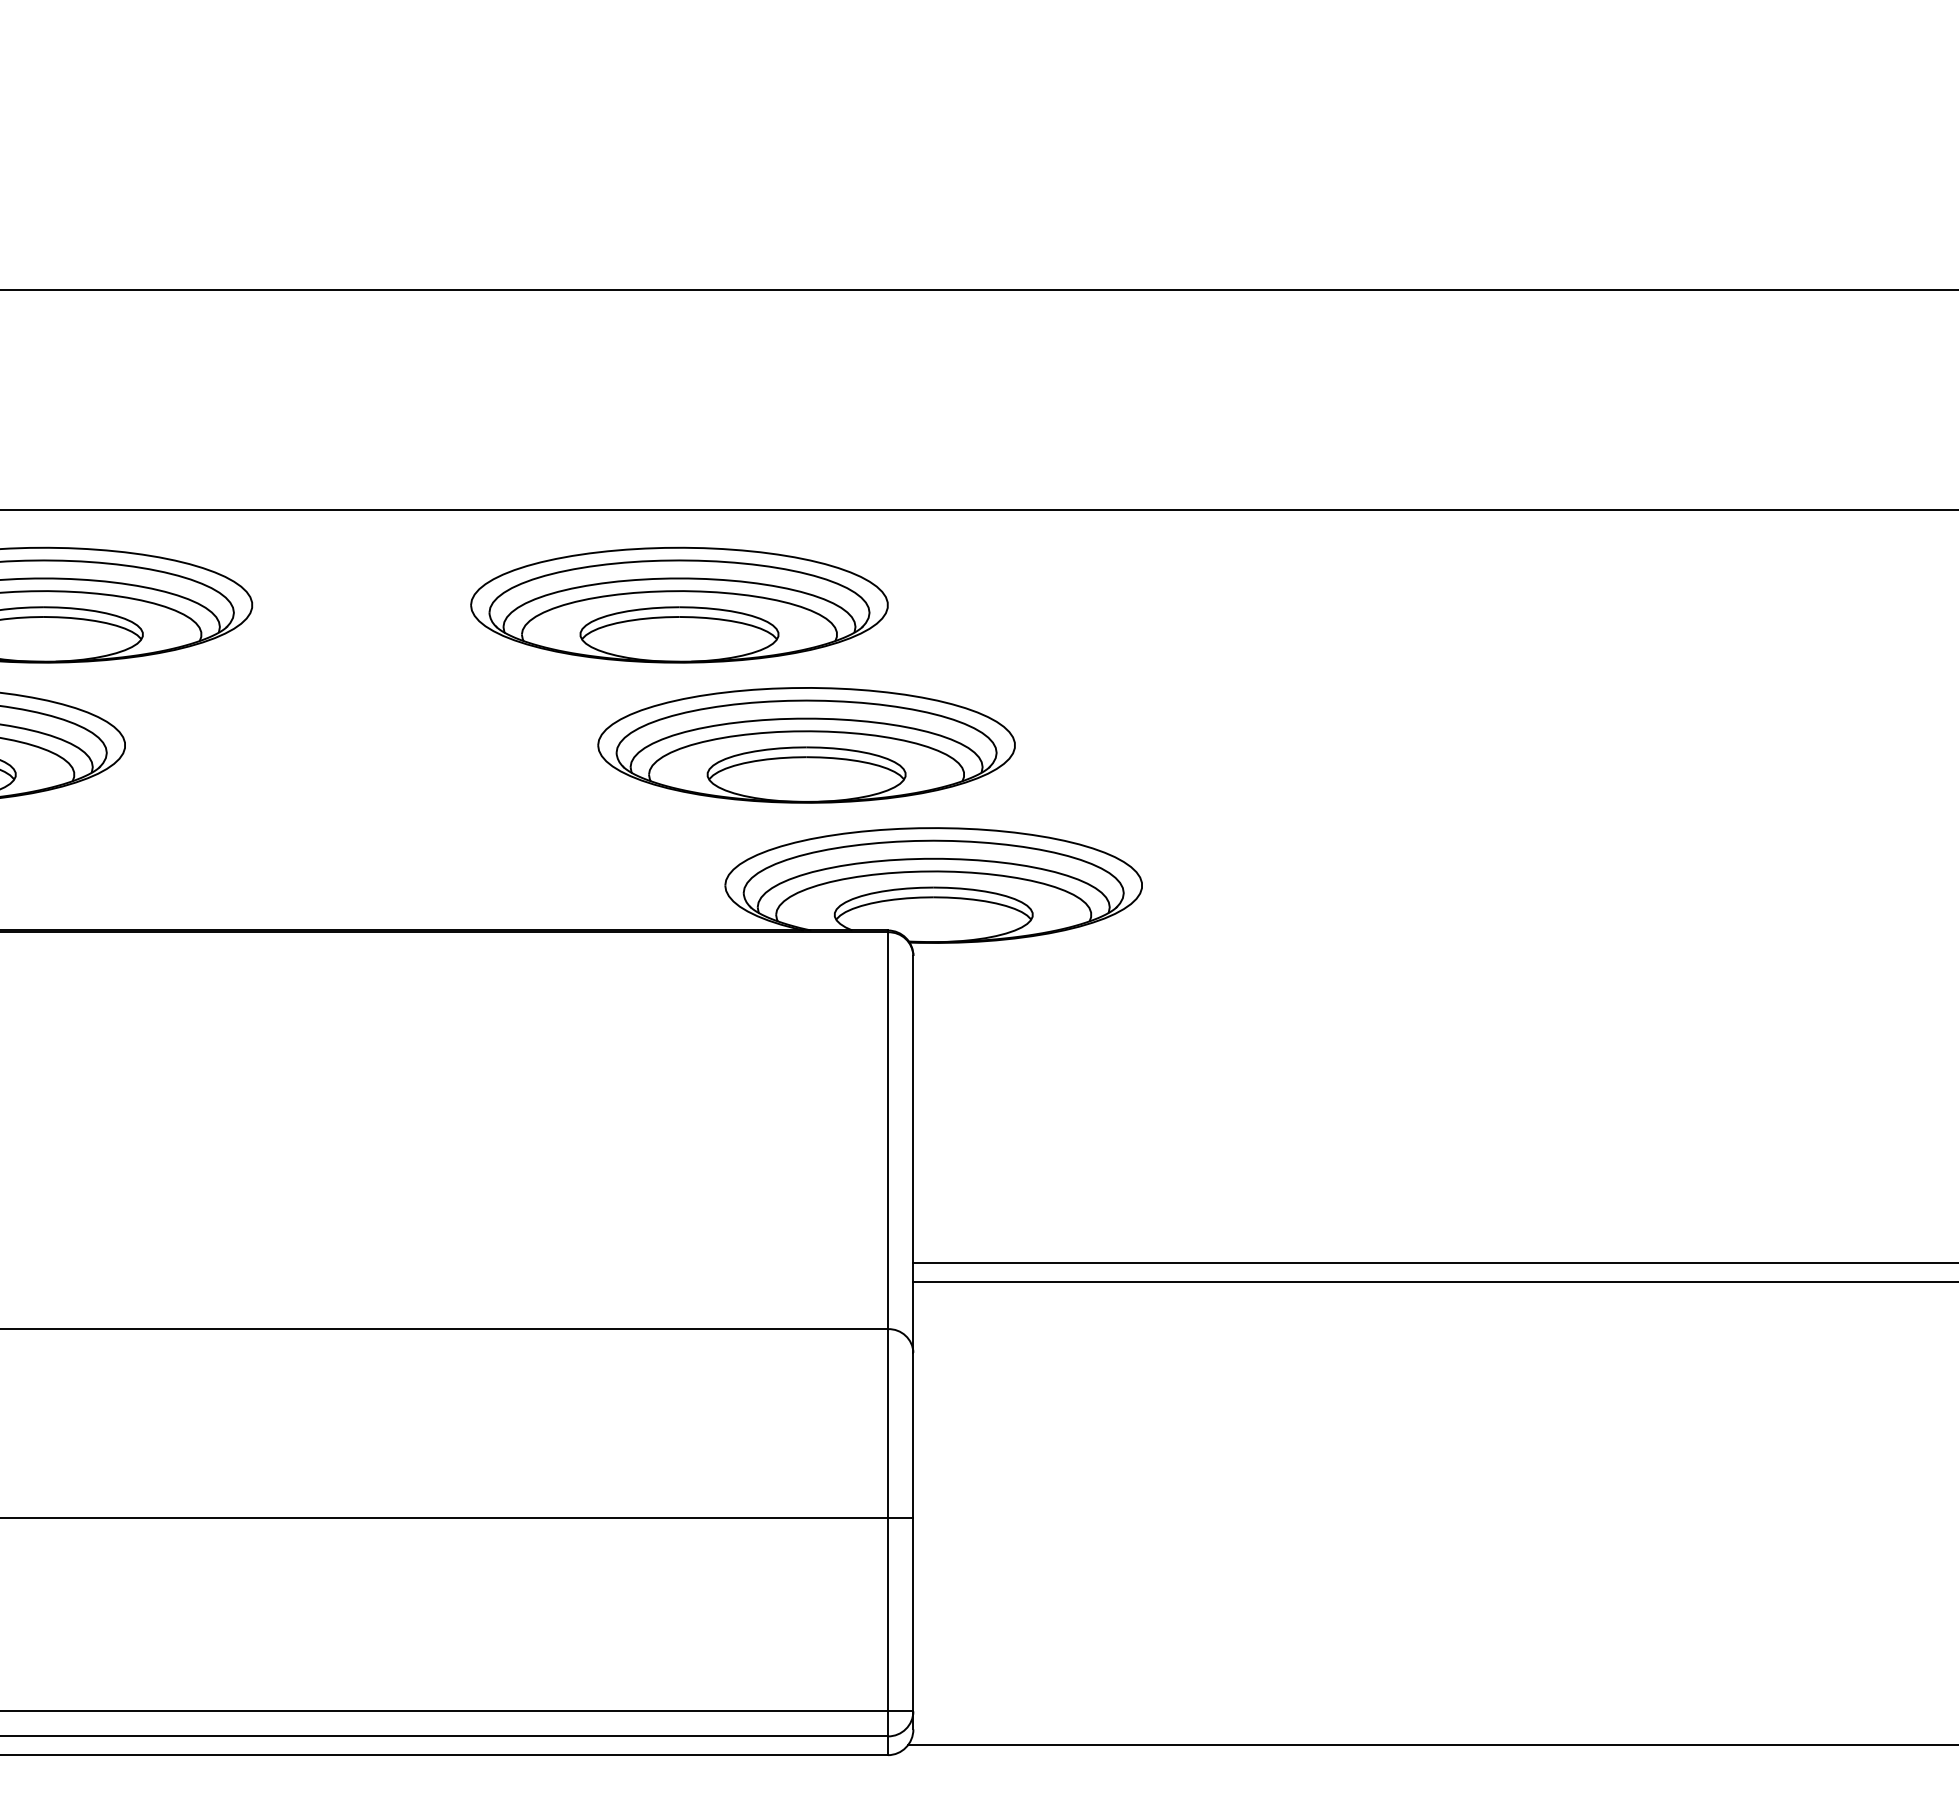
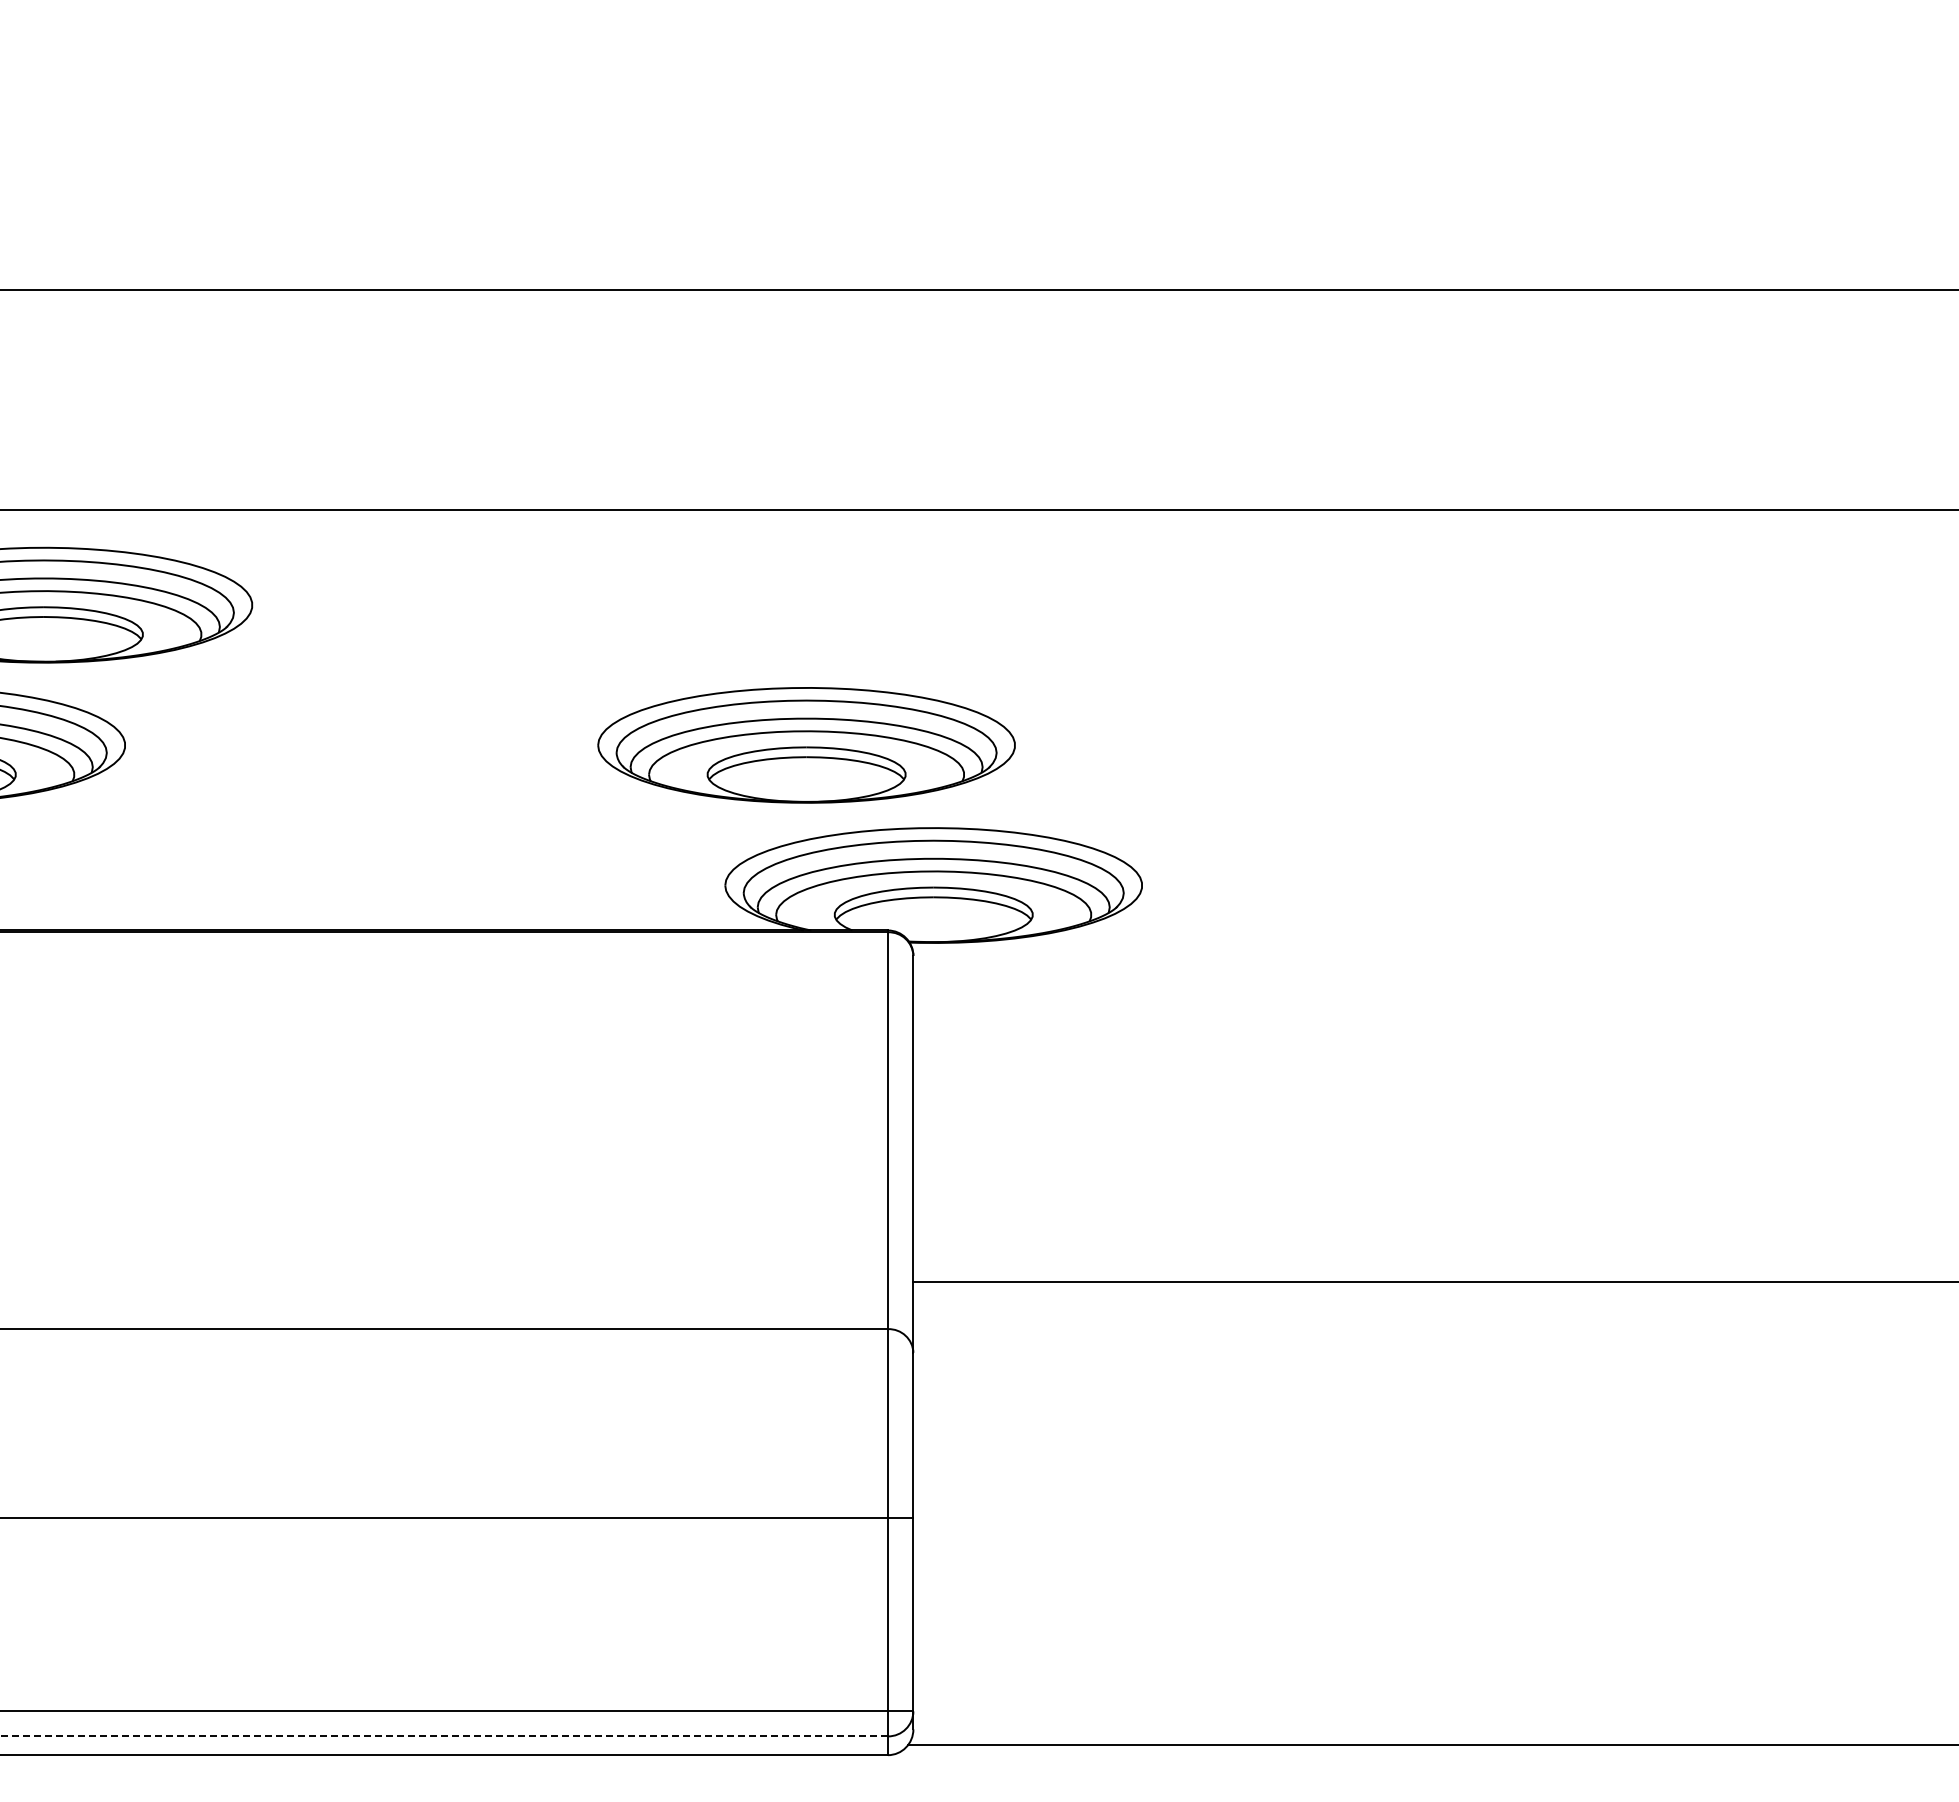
part: present -> none (679, 604)
line: present -> none (1434, 1262)
line: solid -> dashed (444, 1736)
